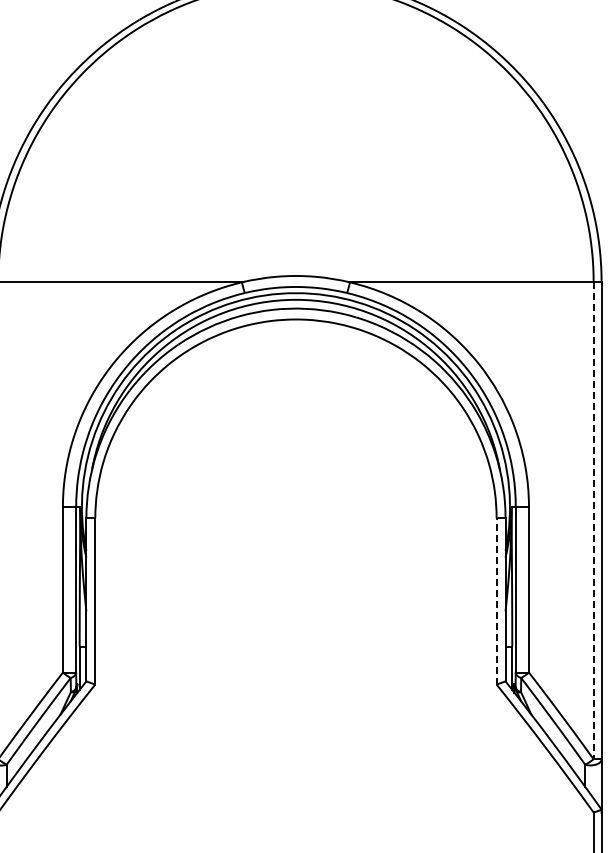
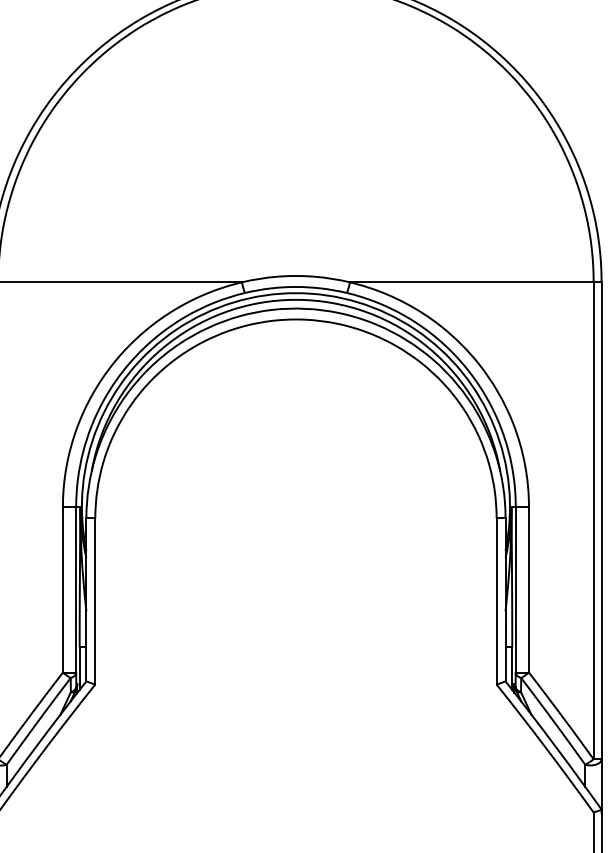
line: dashed -> solid (593, 521)
line: dashed -> solid (496, 600)
